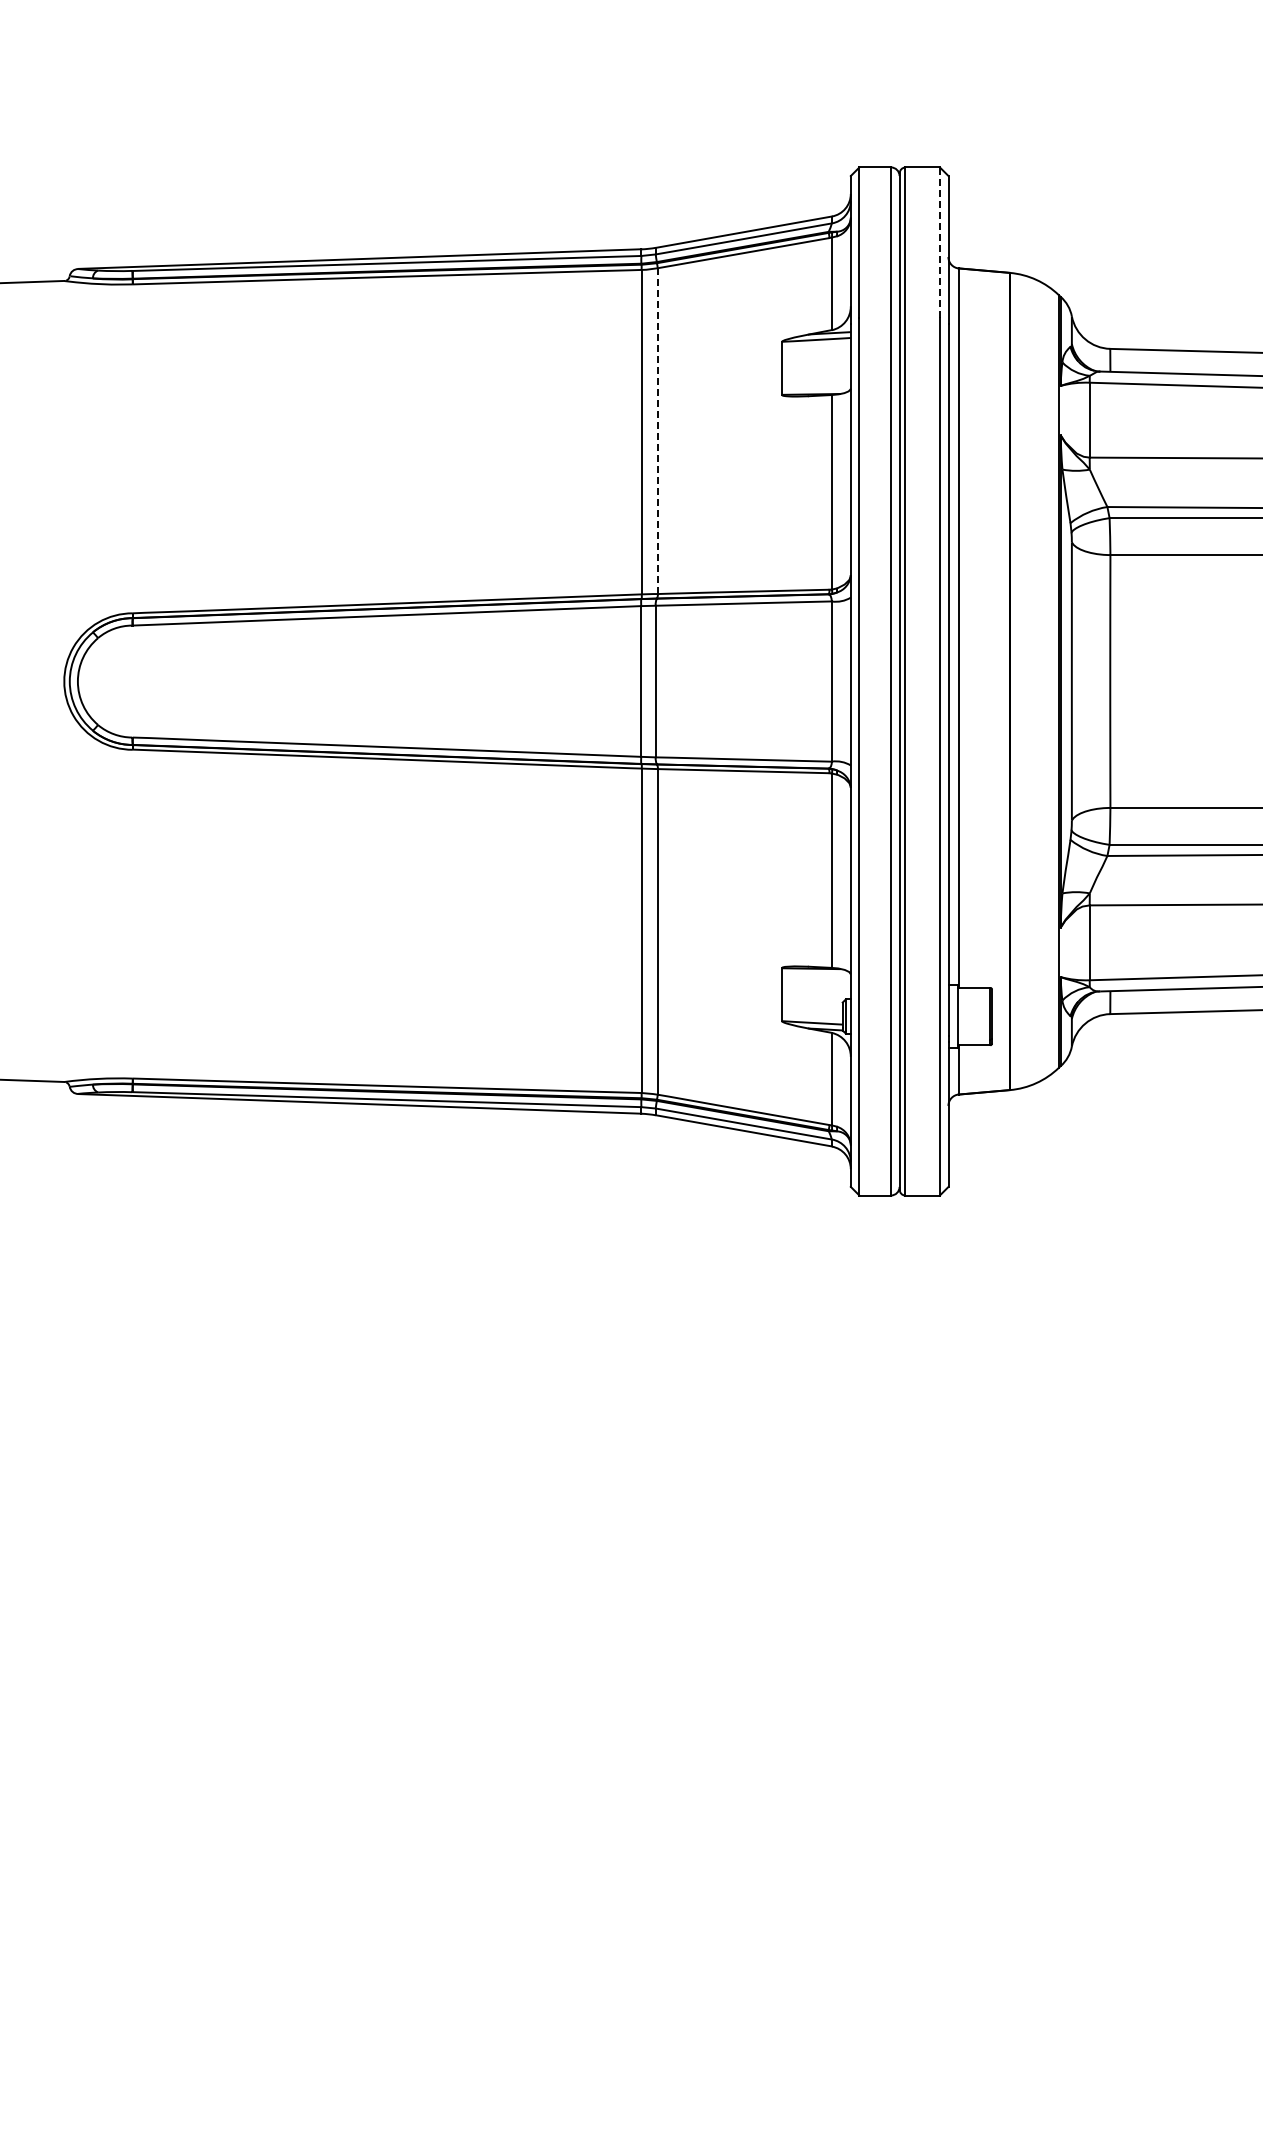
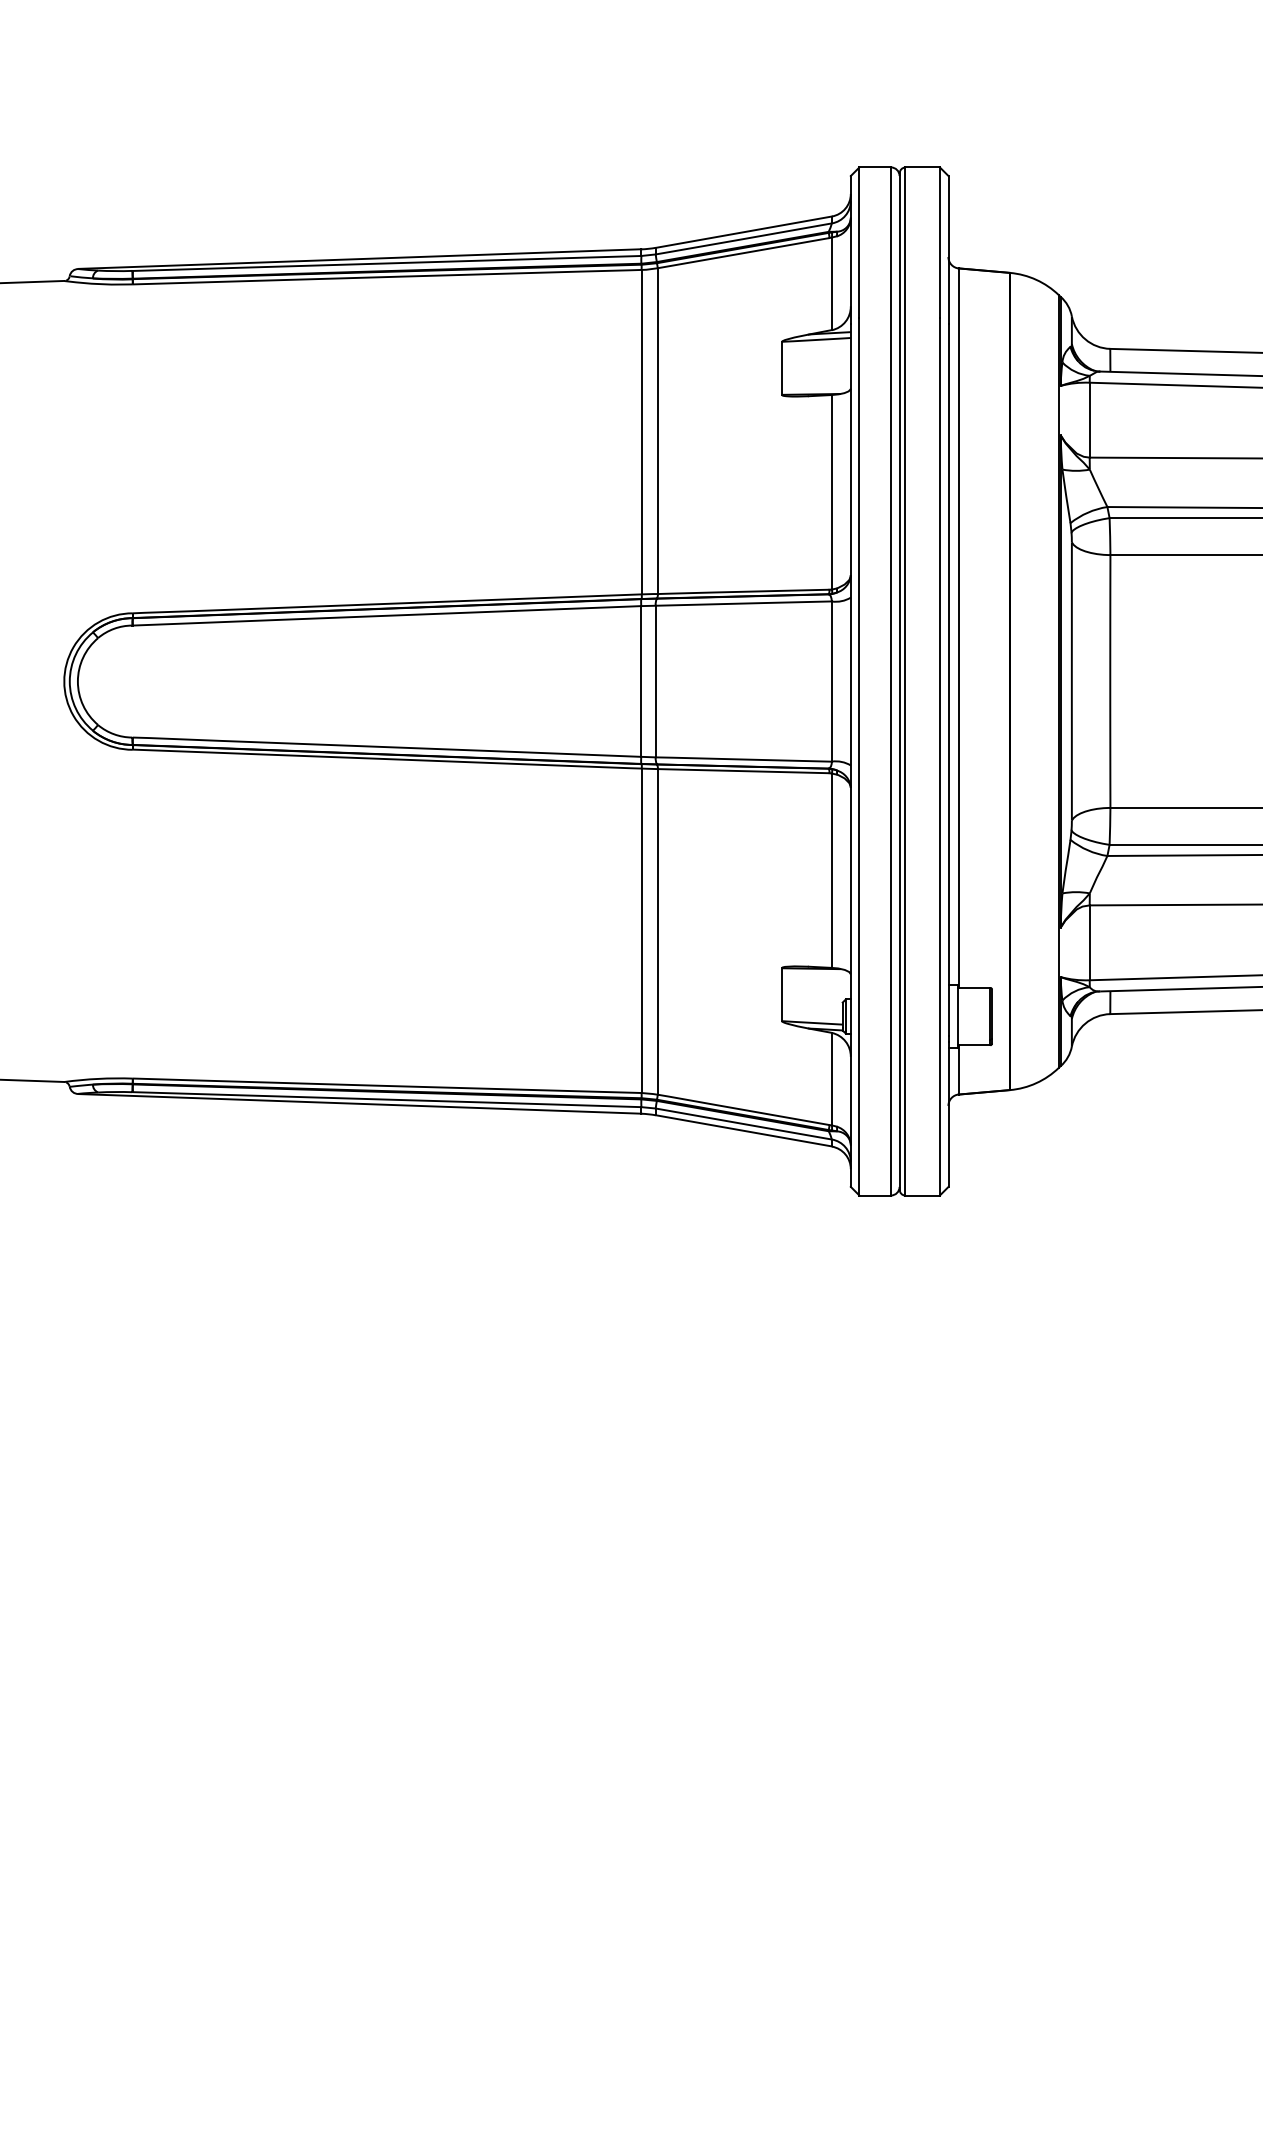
line: dashed -> solid (939, 242)
line: dashed -> solid (657, 431)
